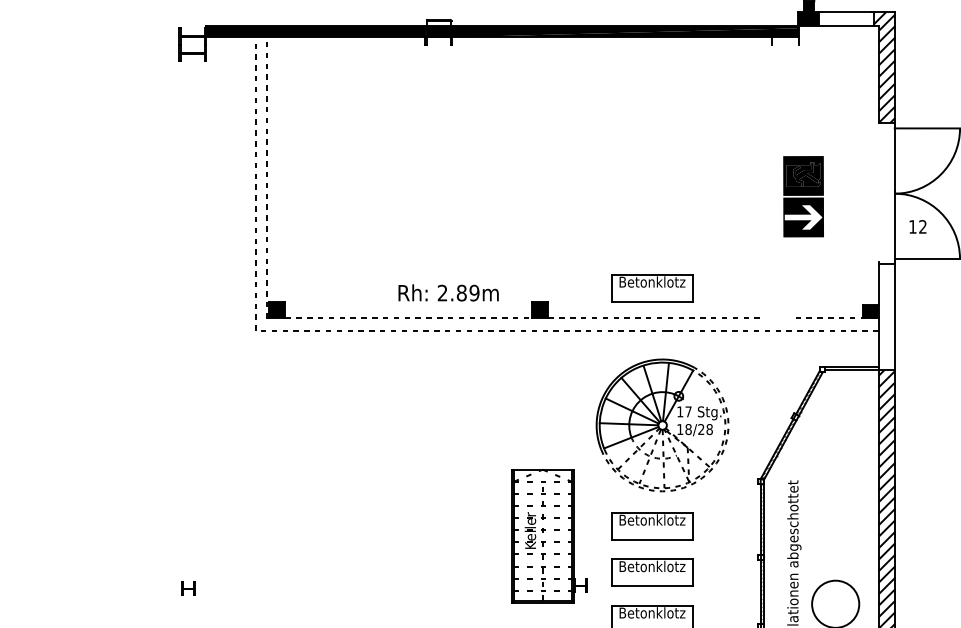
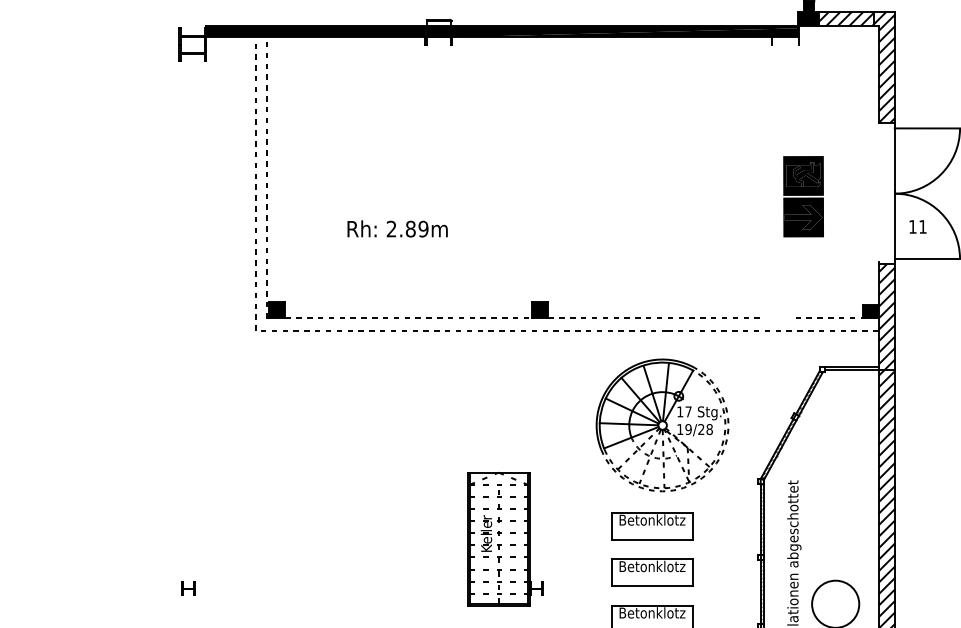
hatch: none -> present (846, 19)
fill: none -> present (803, 217)
text: 12 -> 11 (922, 226)
part: present -> none (652, 288)
text position: (448, 292) -> (397, 228) (397, 228)
hatch: none -> present (887, 317)
text: 18/28 -> 19/28 (688, 429)
part position: (549, 536) -> (505, 539) (505, 539)
